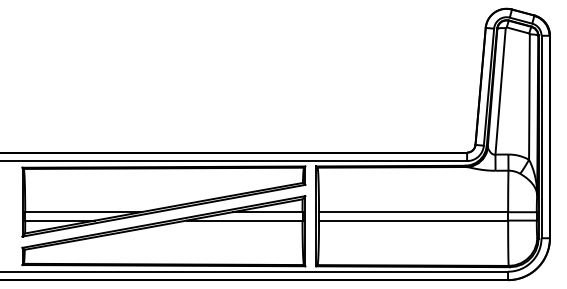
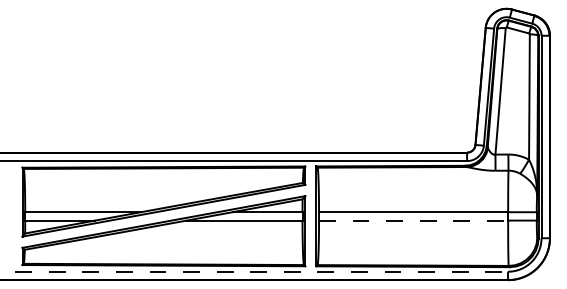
line: solid -> dashed (413, 220)
line: solid -> dashed (254, 271)
